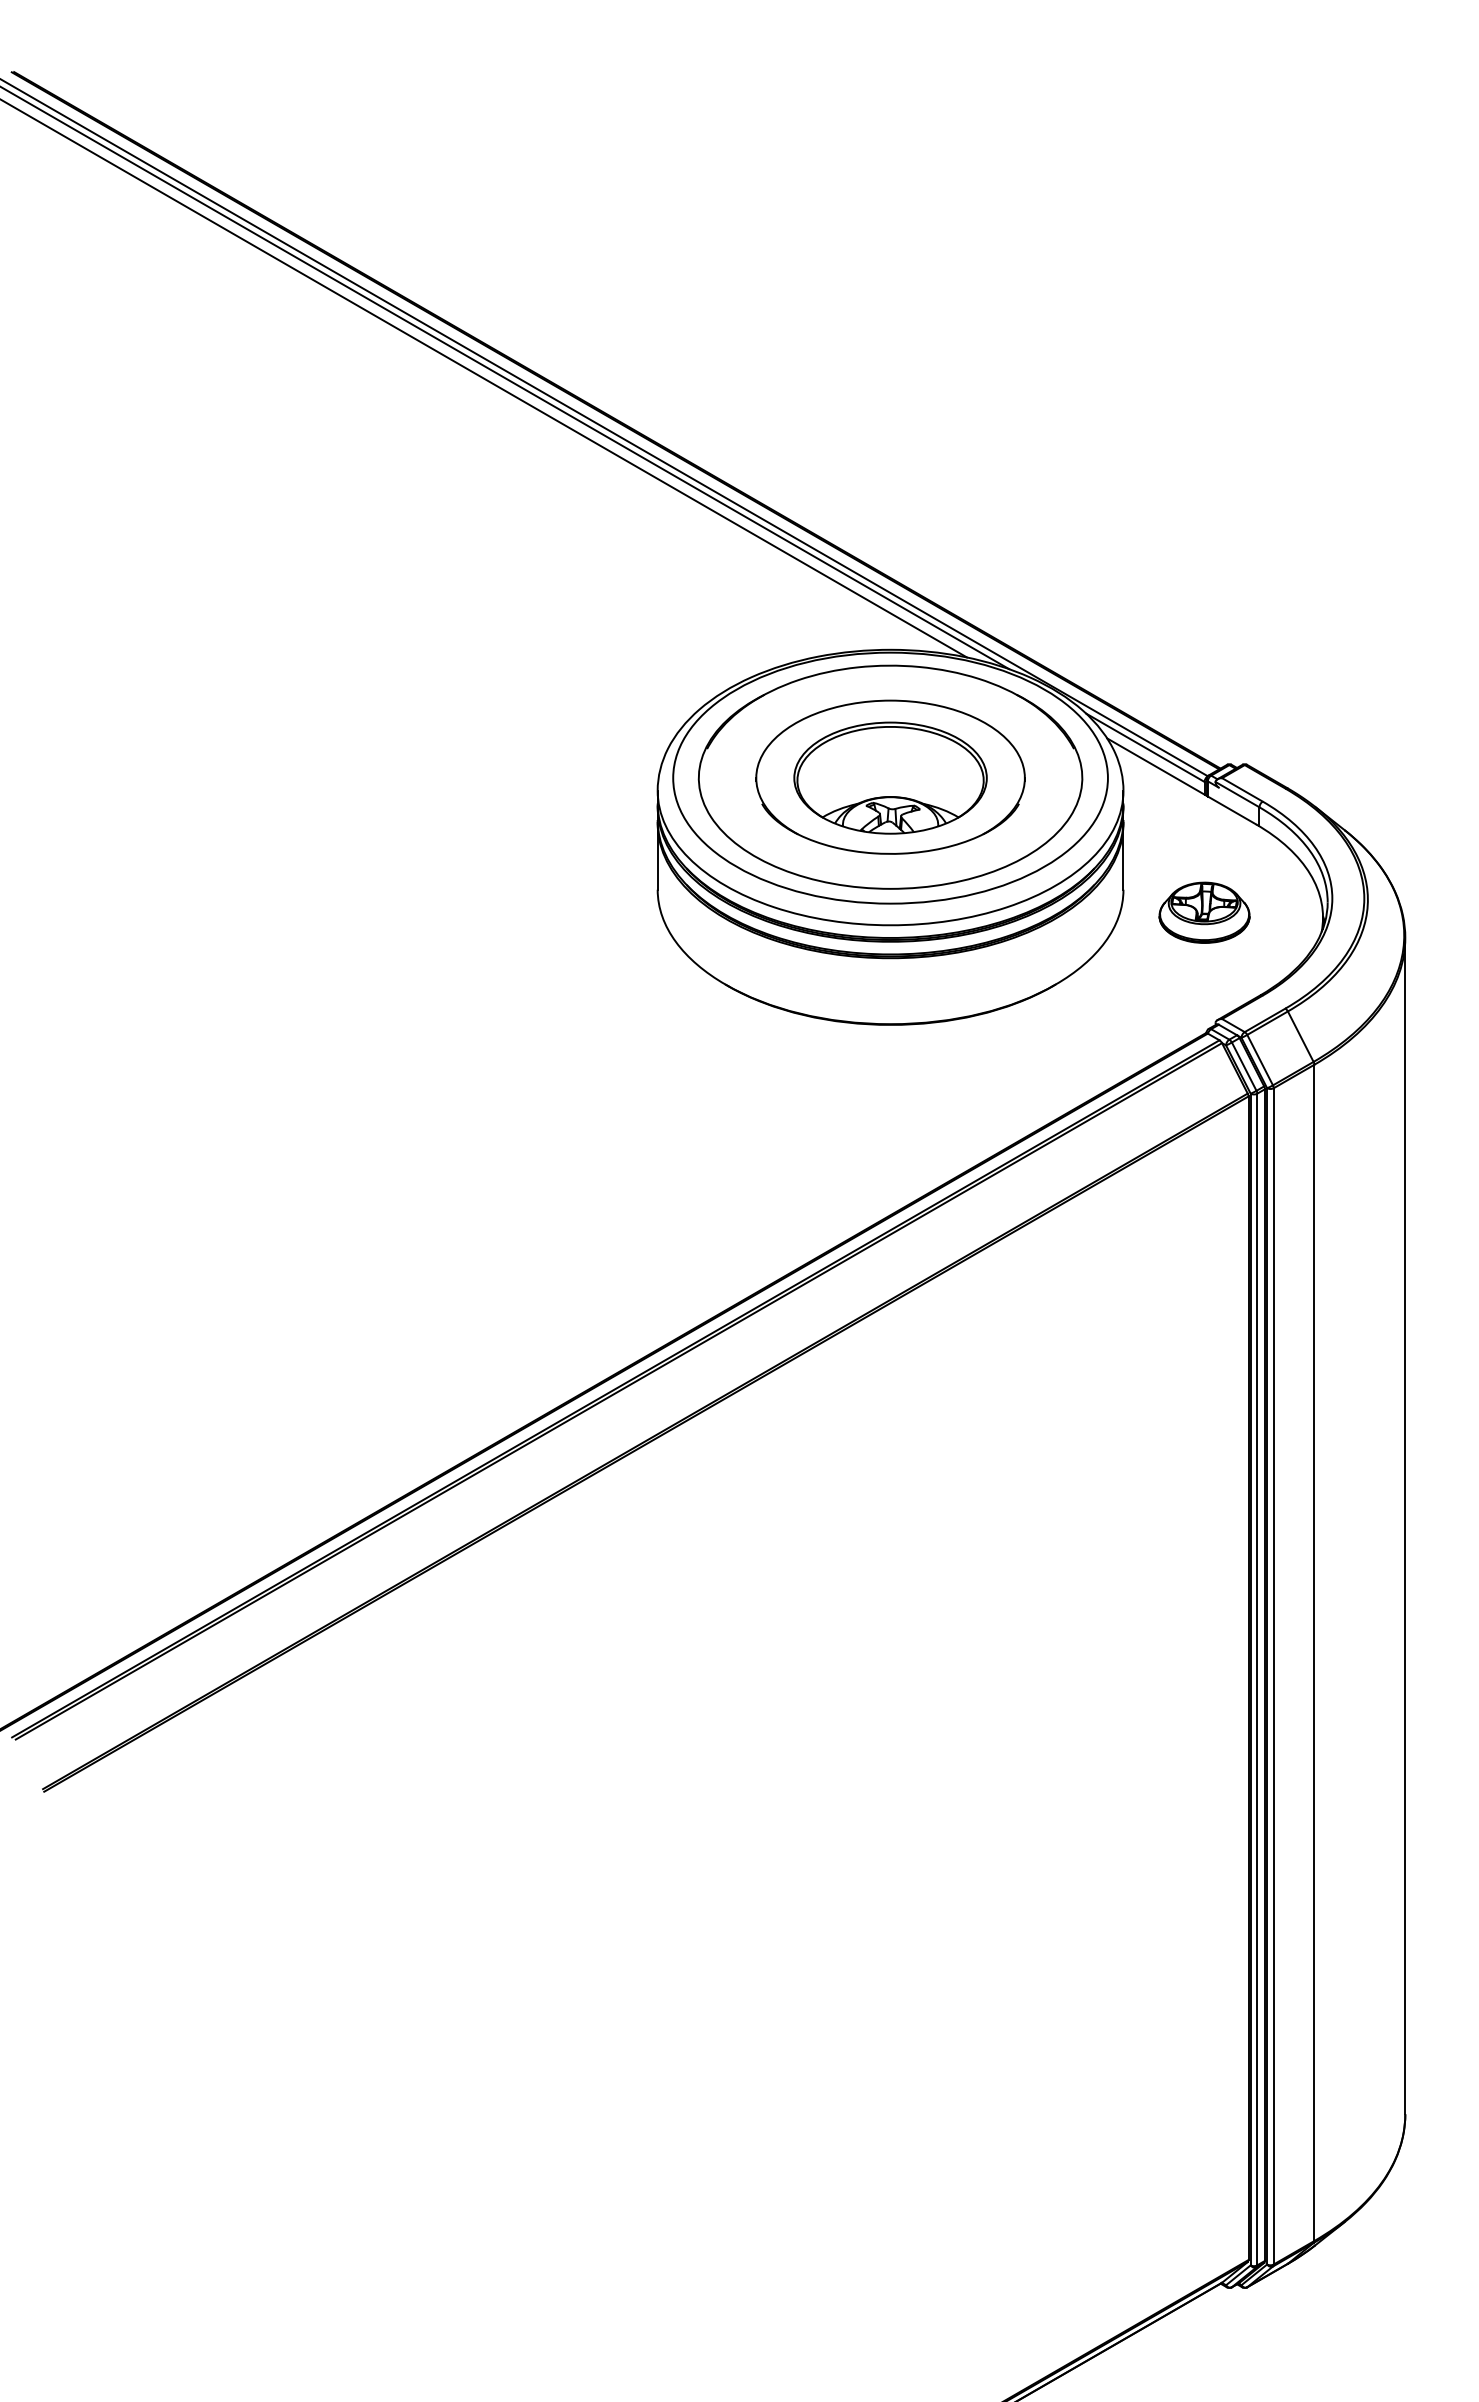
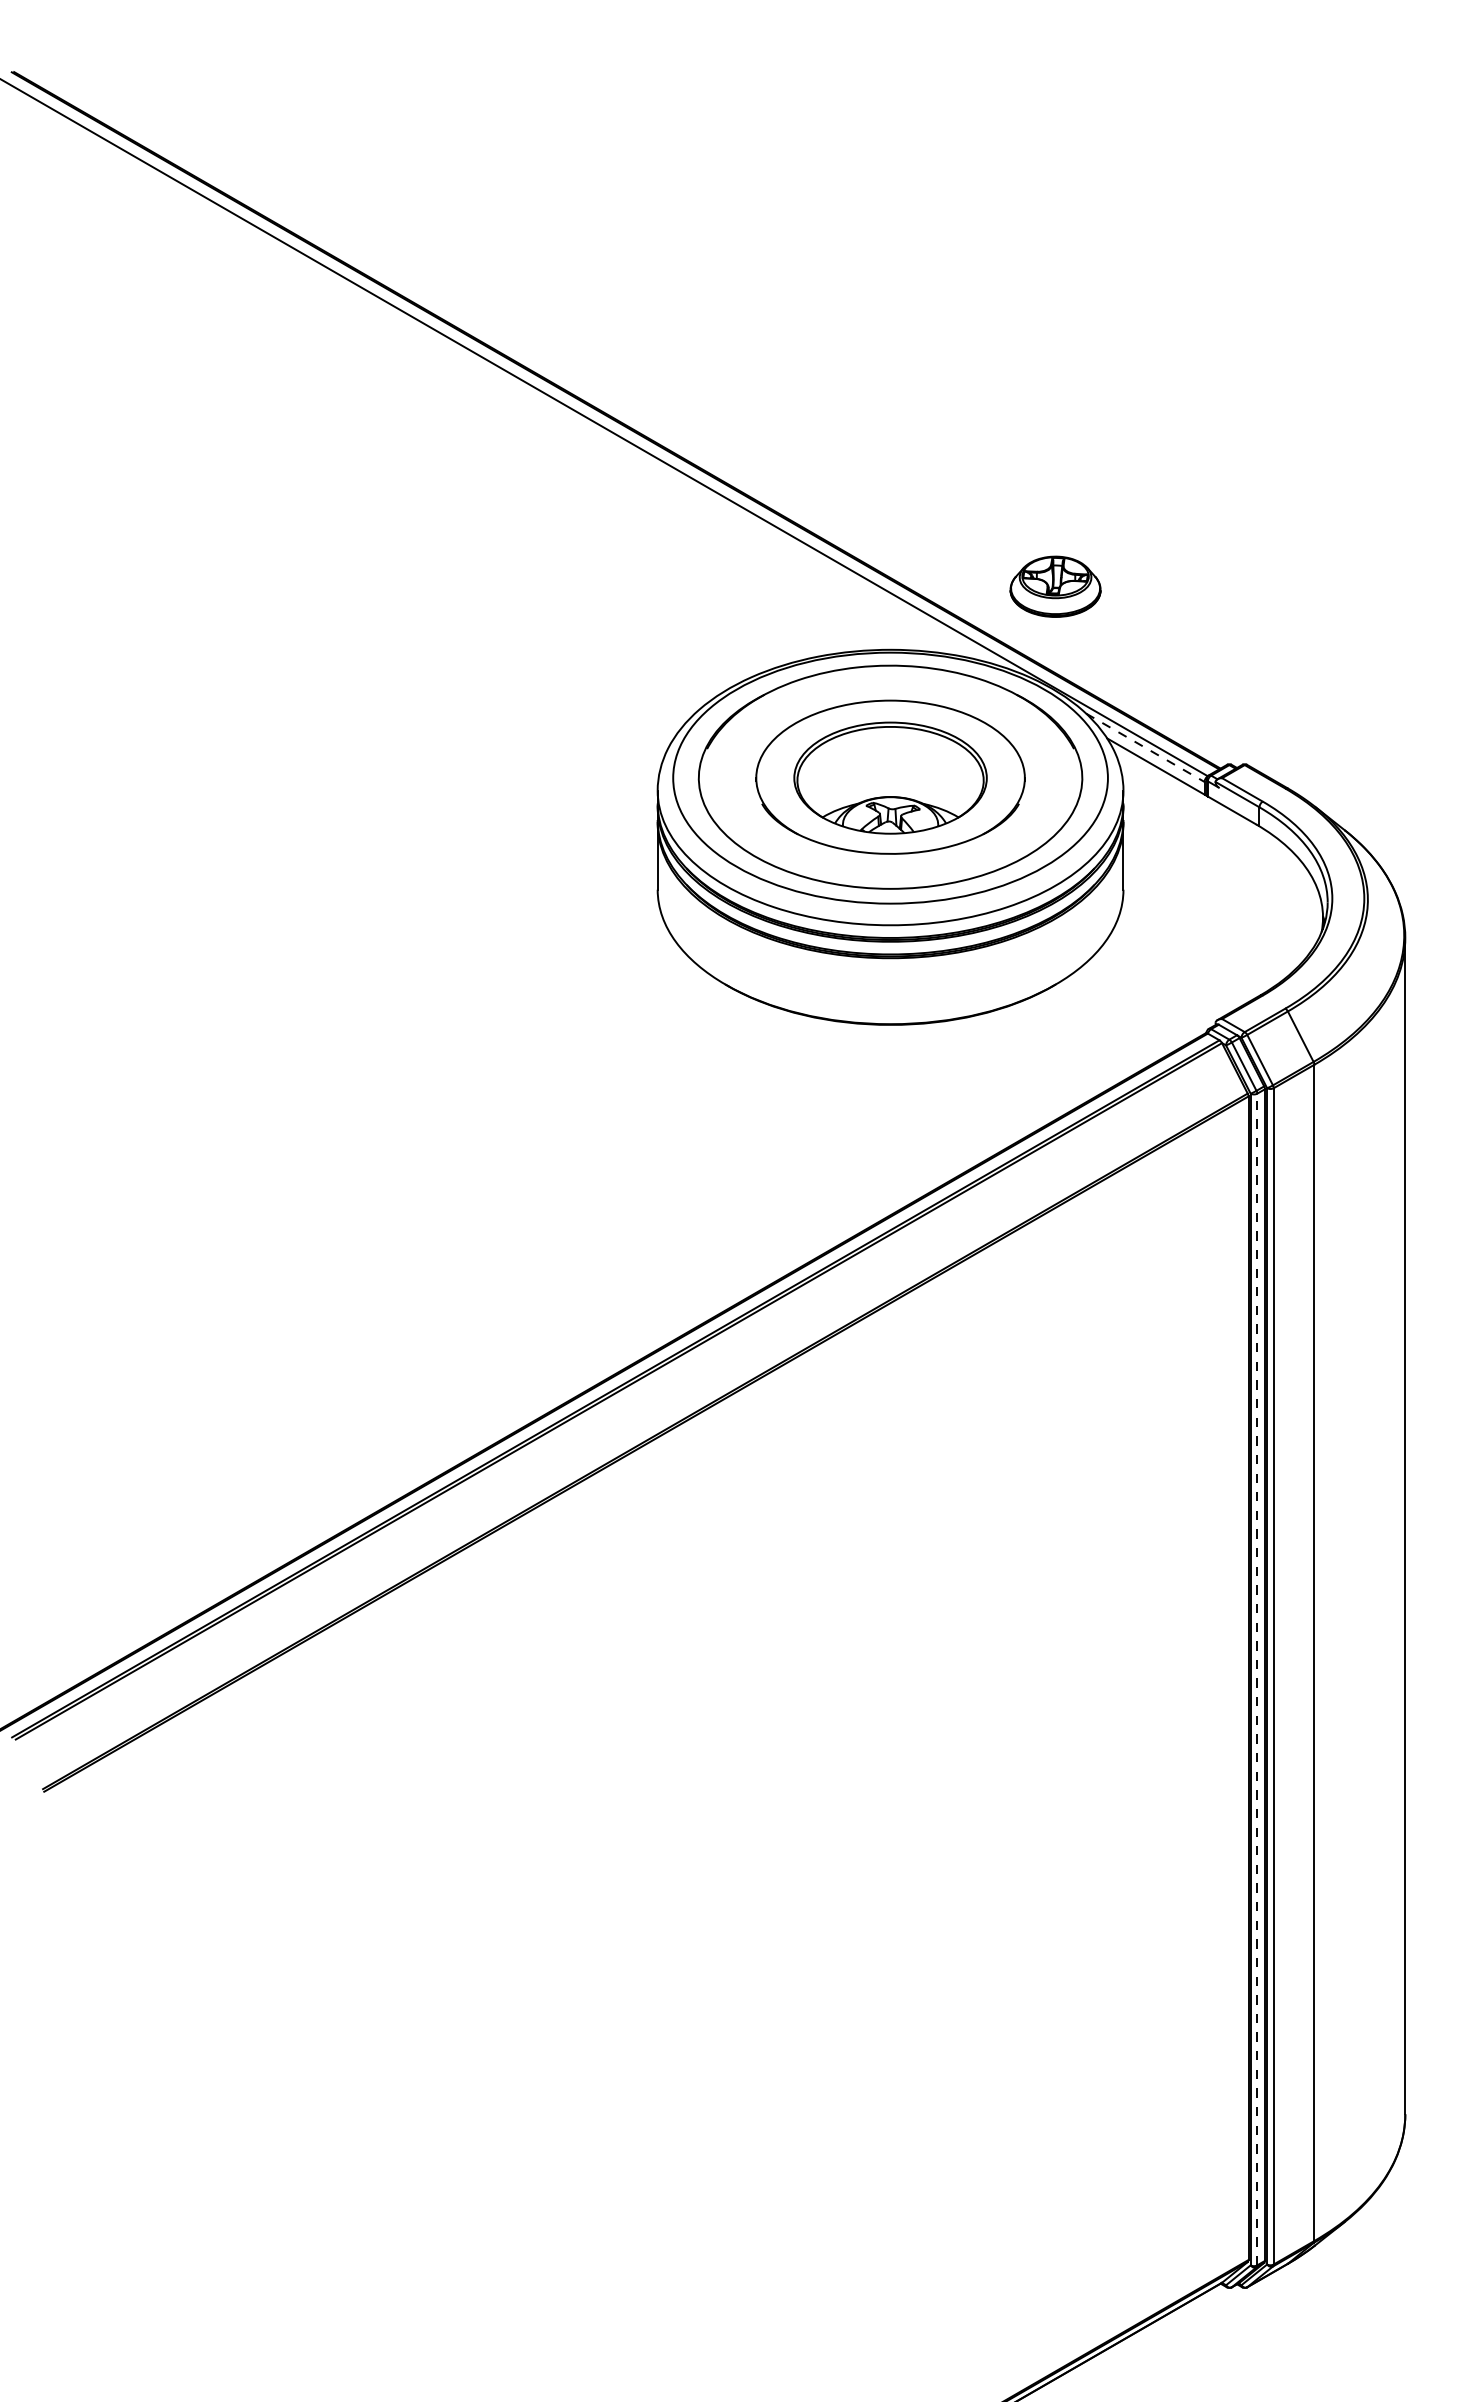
line: present -> none (484, 378)
line: present -> none (505, 378)
line: solid -> dashed (1145, 748)
part position: (1204, 912) -> (1055, 586) (1055, 586)
line: solid -> dashed (1257, 1679)
